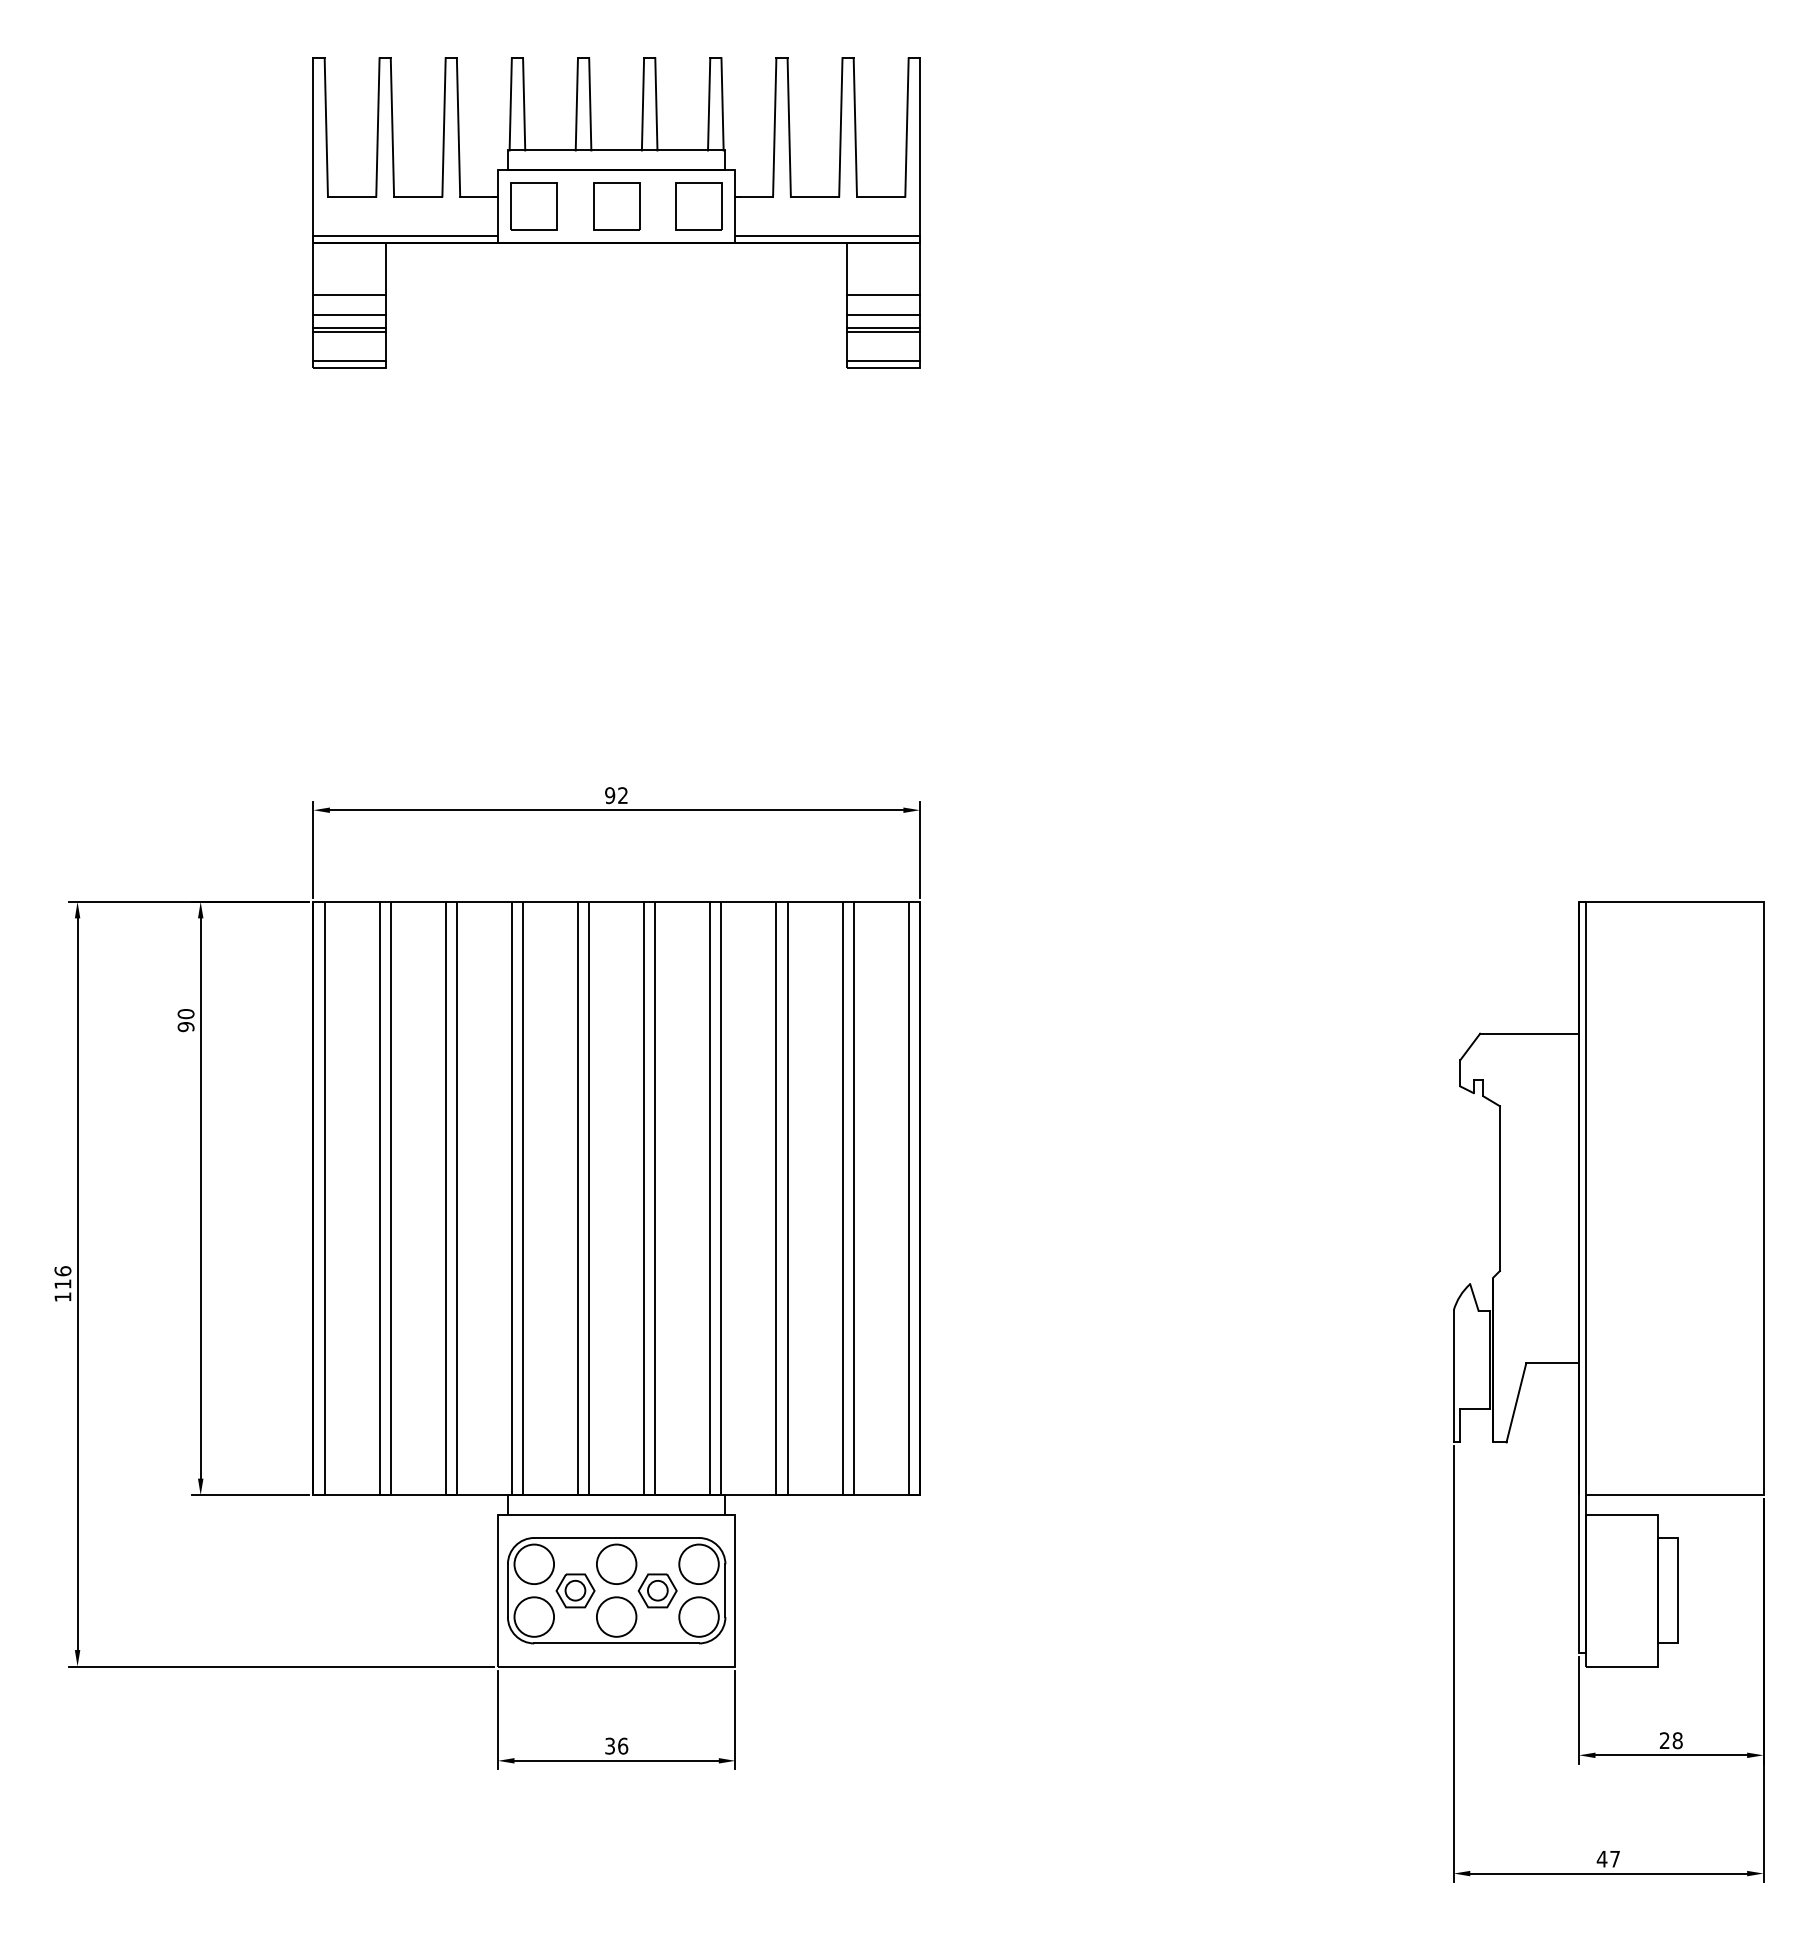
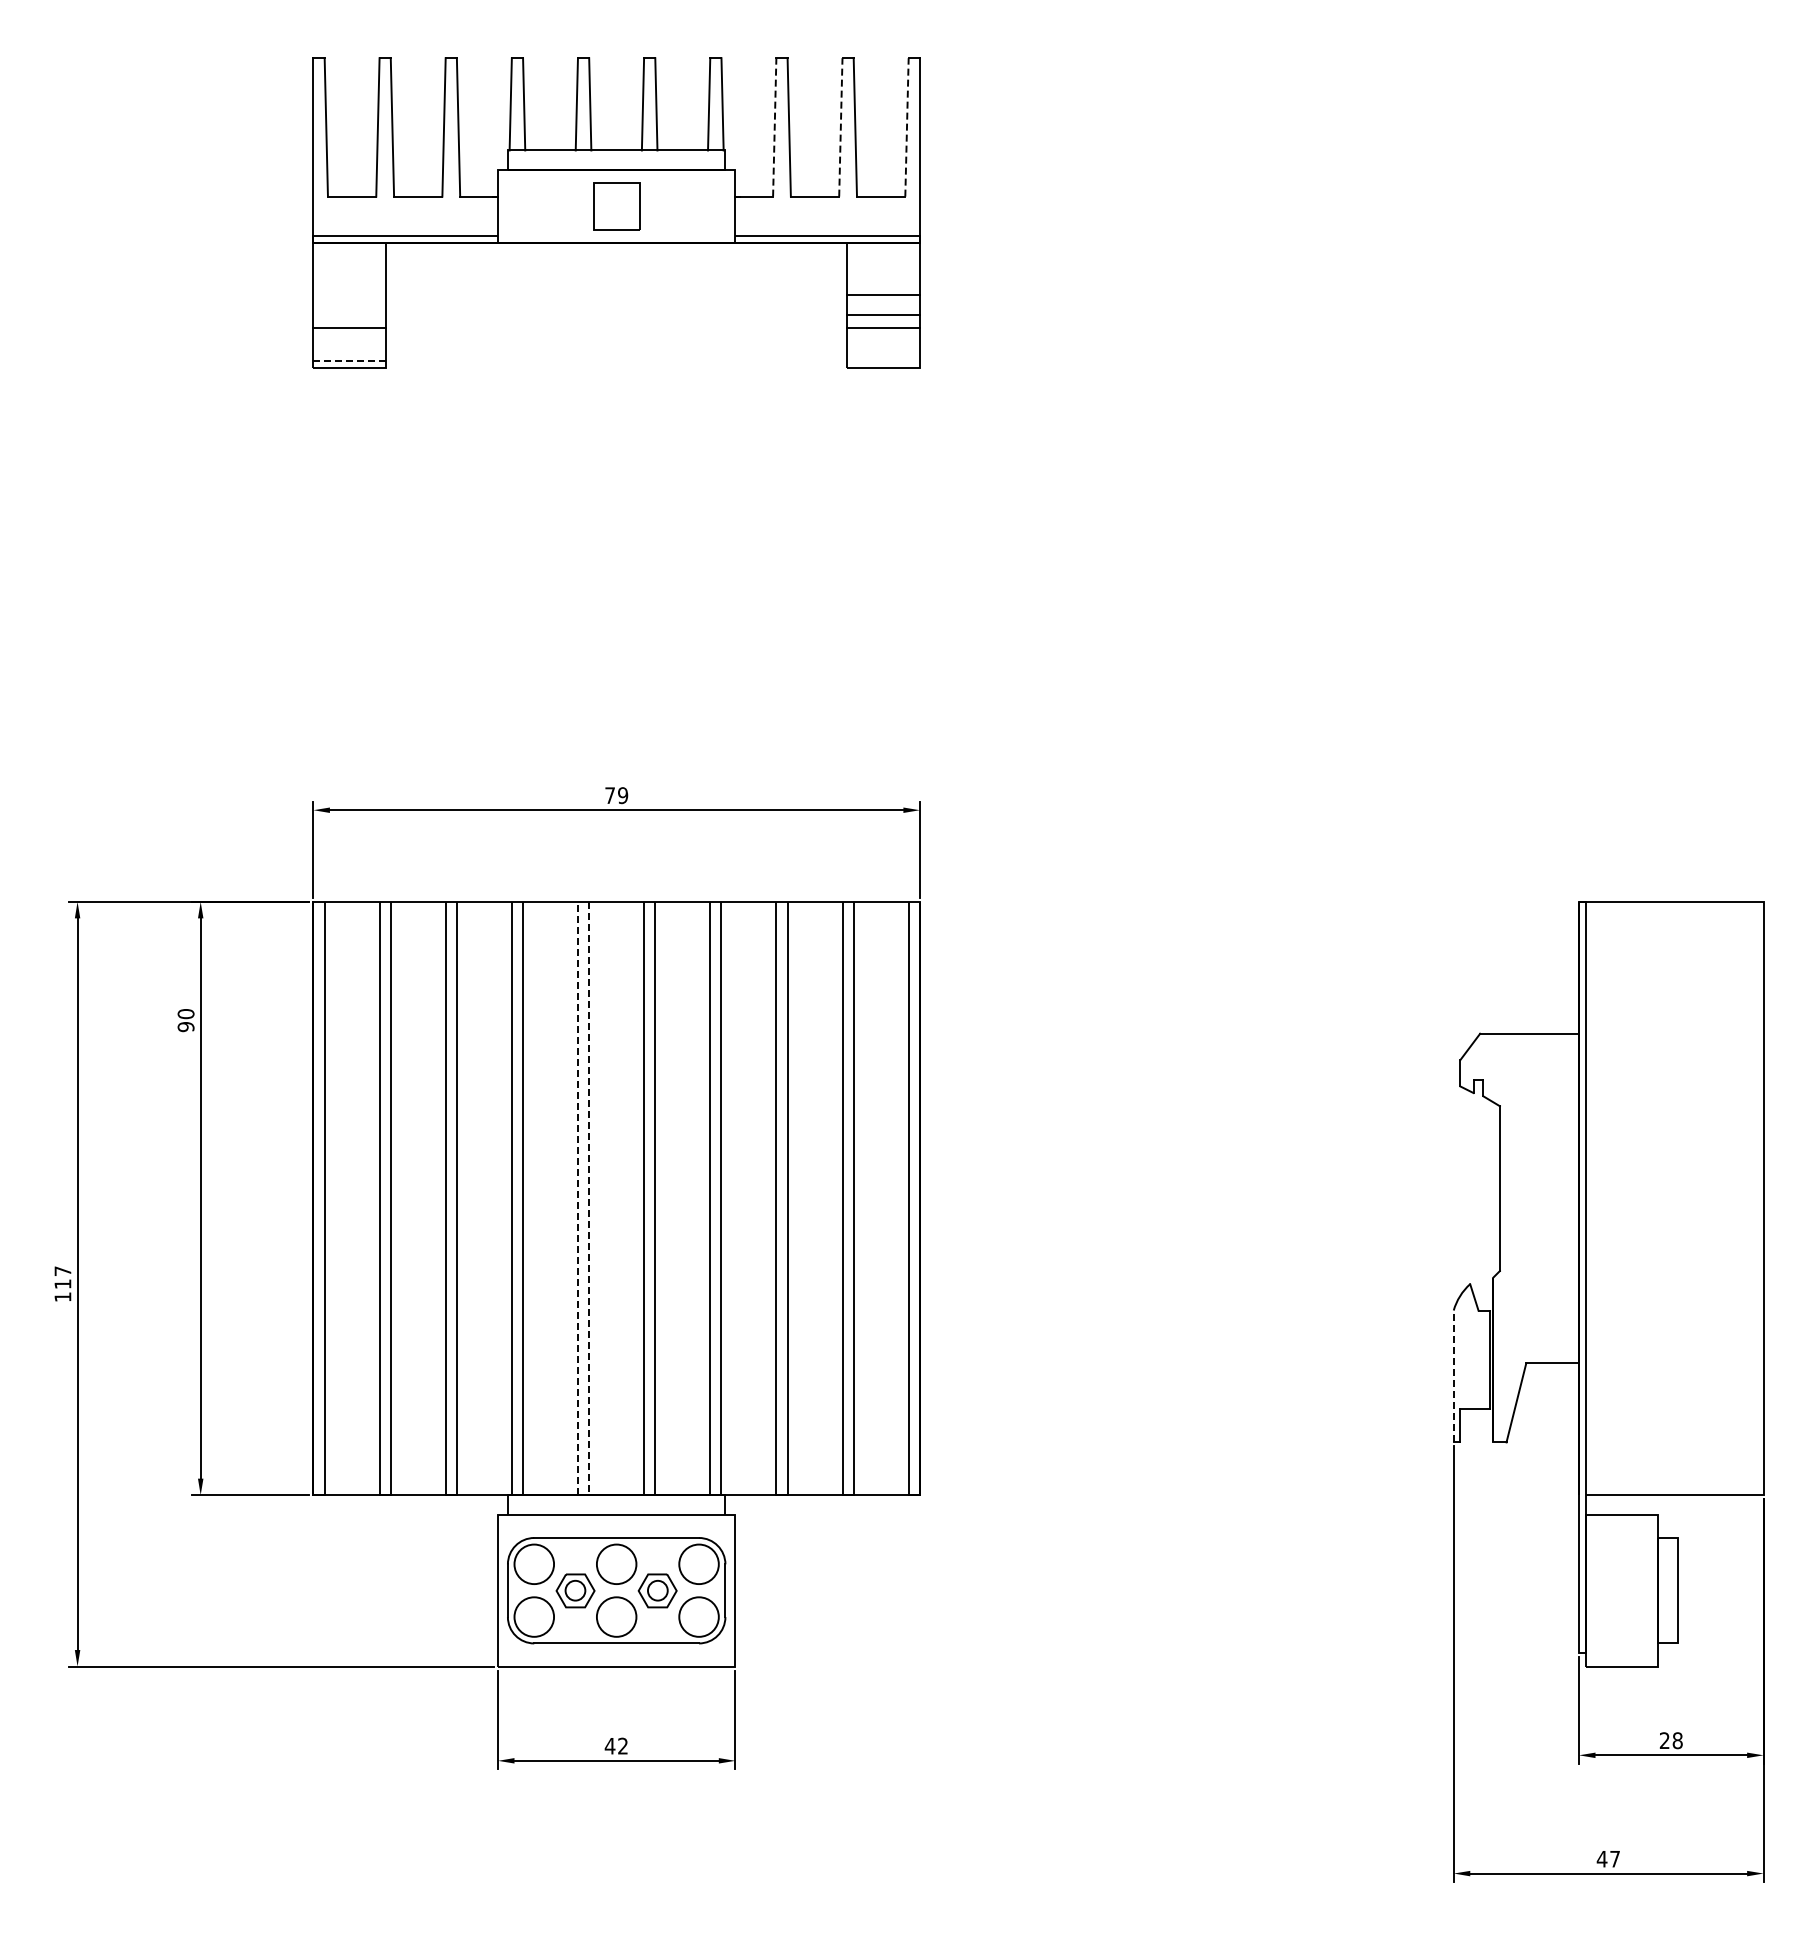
line: solid -> dashed (774, 126)
line: solid -> dashed (840, 126)
line: solid -> dashed (907, 126)
part: present -> none (533, 206)
part: present -> none (698, 206)
line: present -> none (349, 295)
line: present -> none (349, 315)
line: present -> none (349, 331)
line: present -> none (883, 331)
line: solid -> dashed (349, 361)
line: present -> none (883, 361)
text: 92 -> 79 (616, 795)
text: 116 -> 117 (62, 1271)
line: solid -> dashed (1453, 1376)
line: solid -> dashed (583, 1495)
text: 36 -> 42 (616, 1745)
